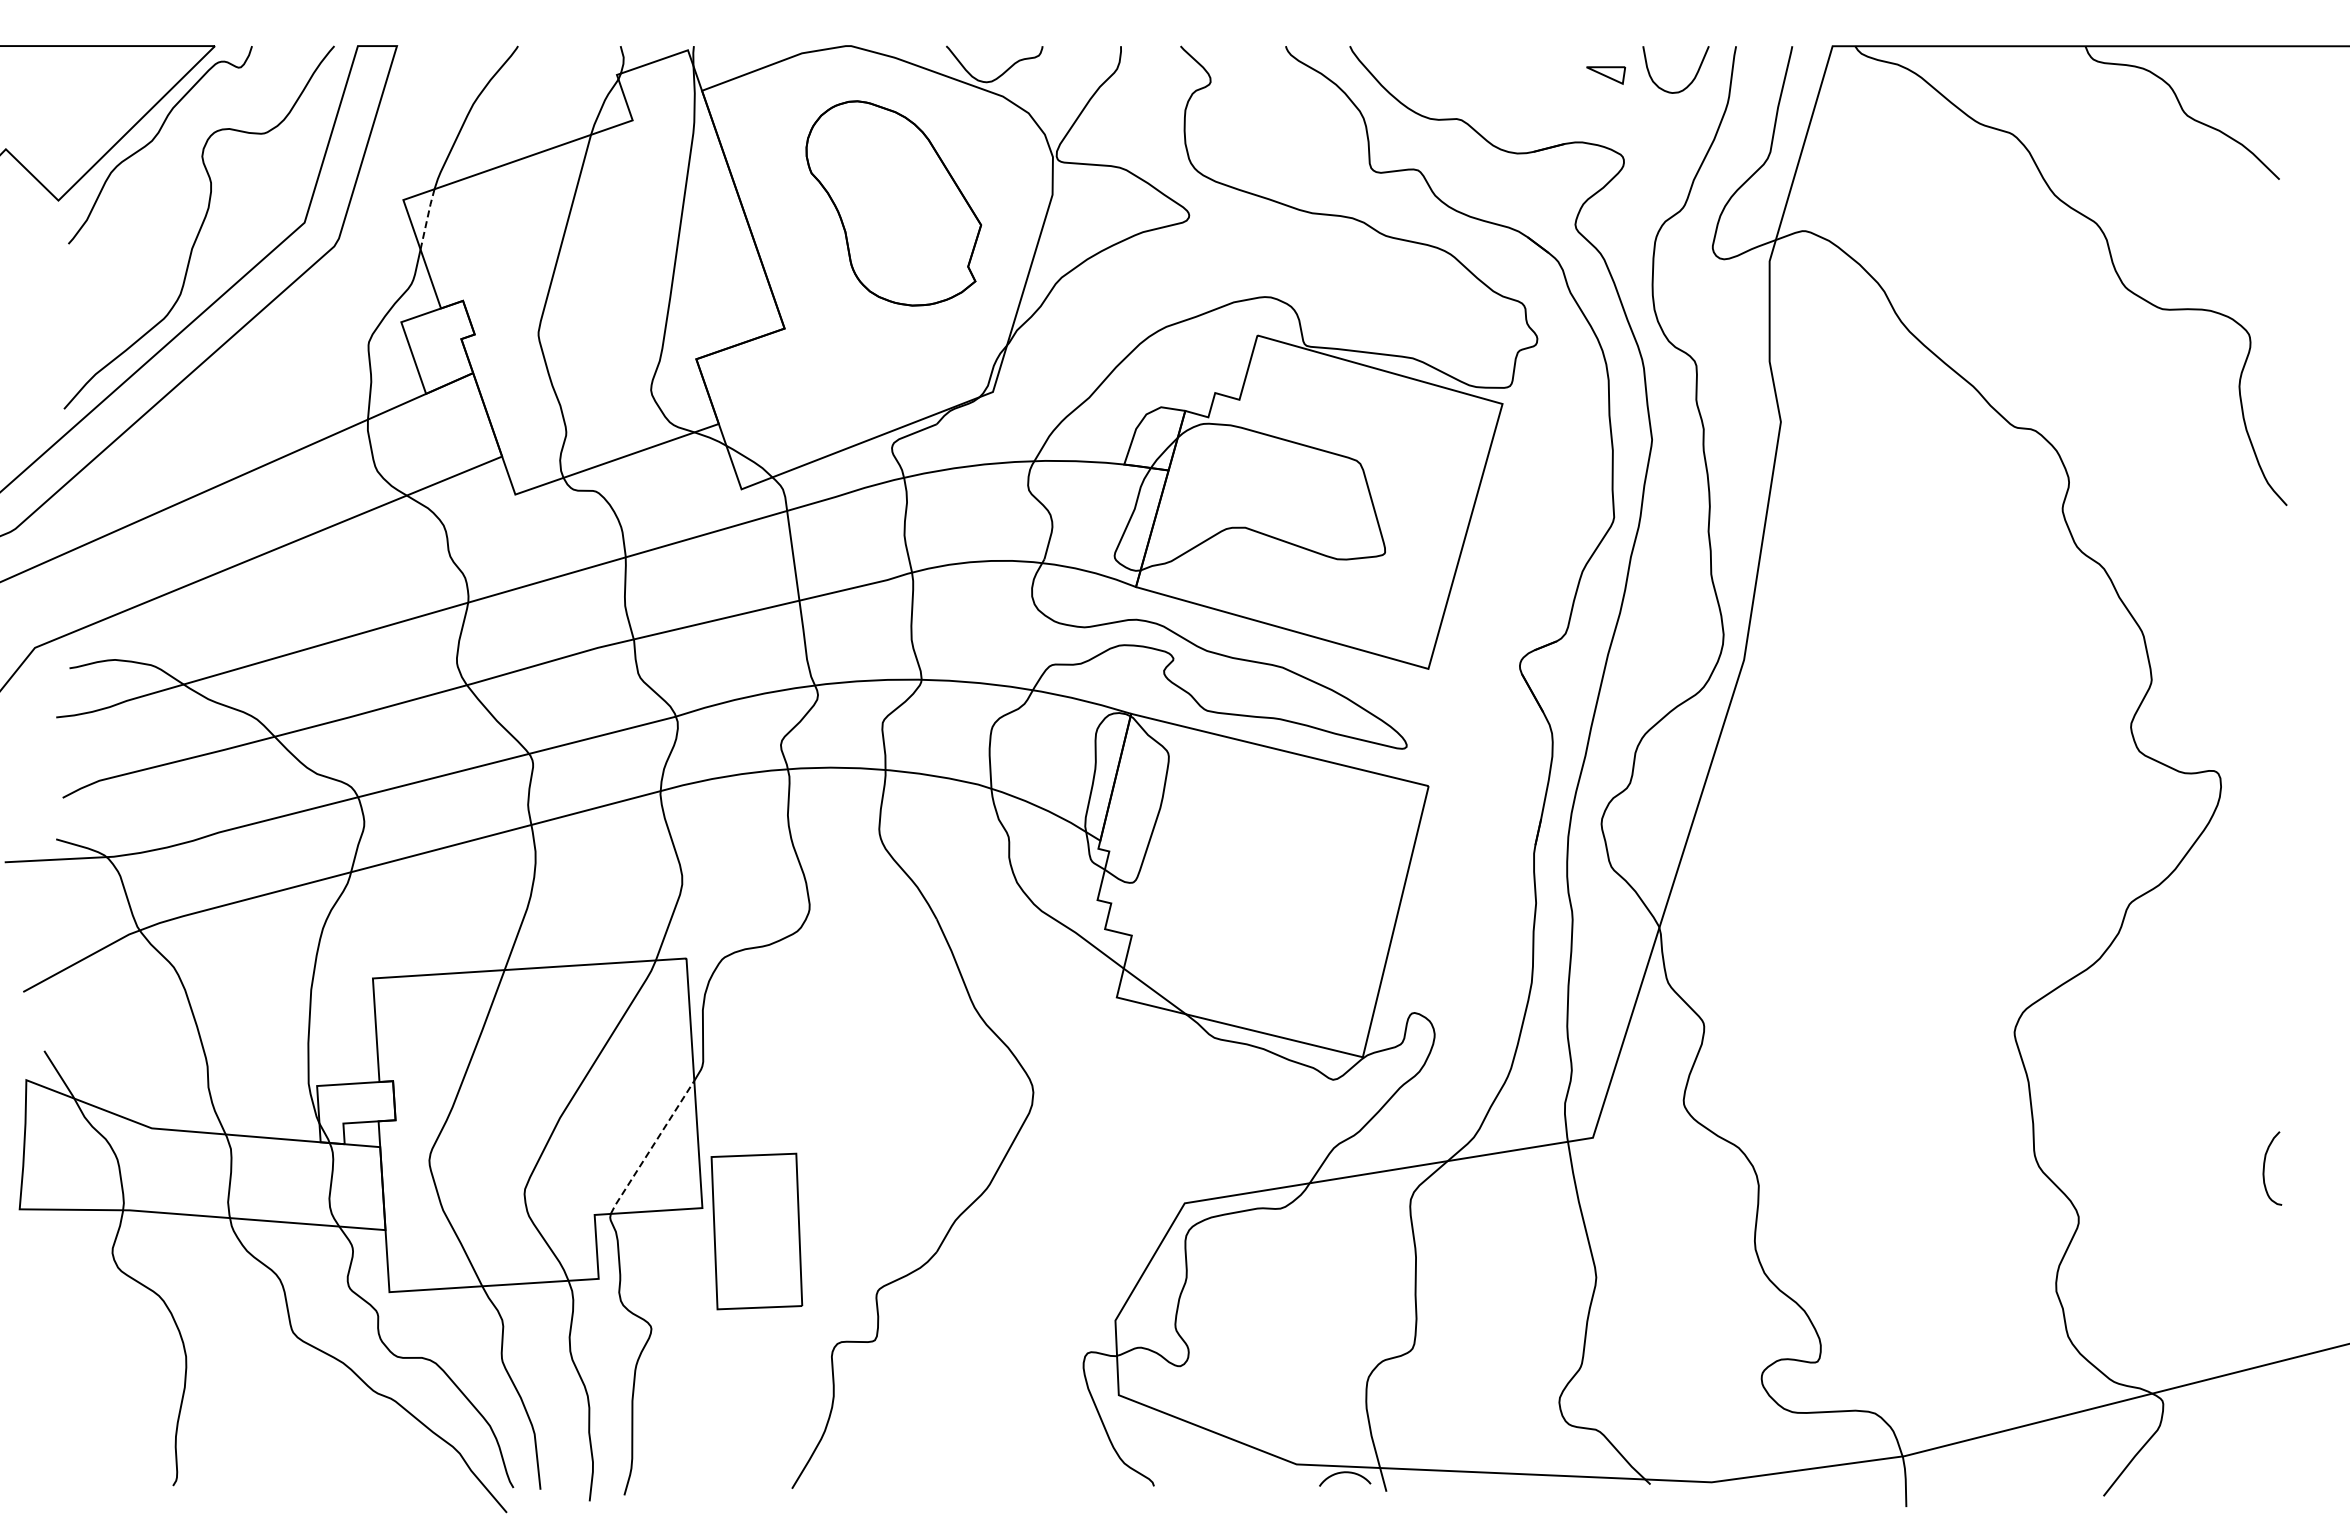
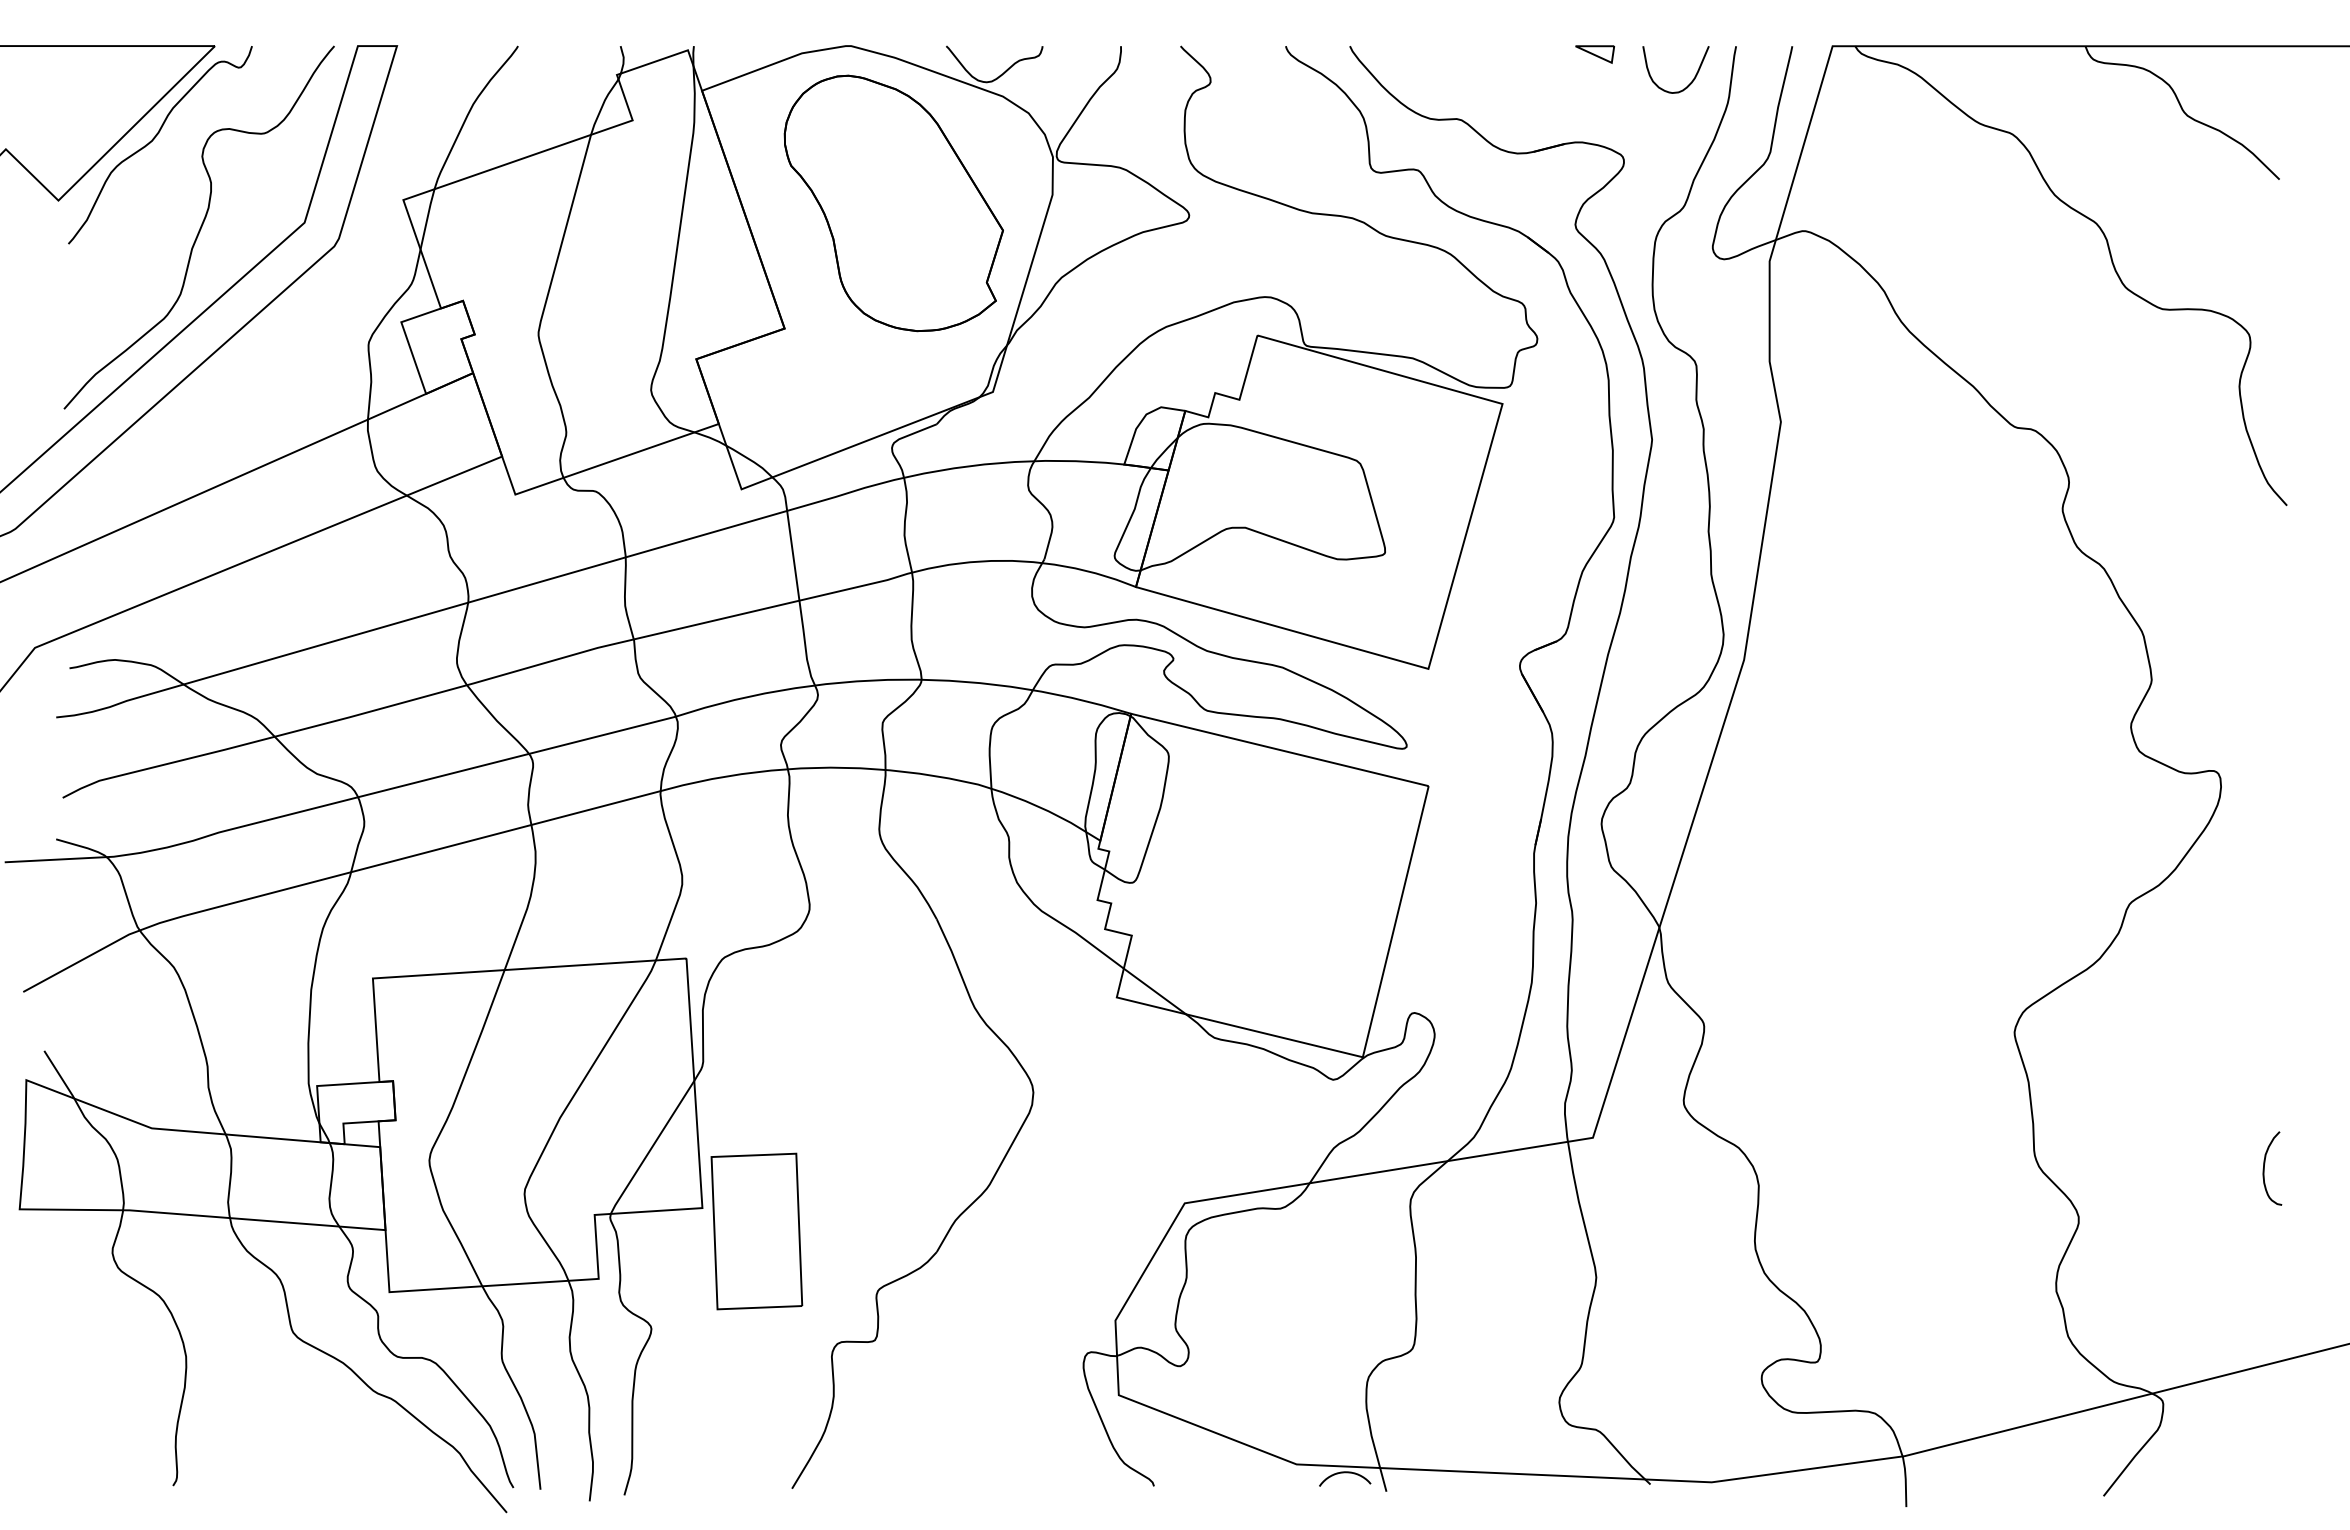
part position: (1605, 75) -> (1594, 54) (1594, 54)
part size: 178x207 px -> 221x259 px (893, 203)
line: dashed -> solid (427, 218)
line: dashed -> solid (652, 1147)
